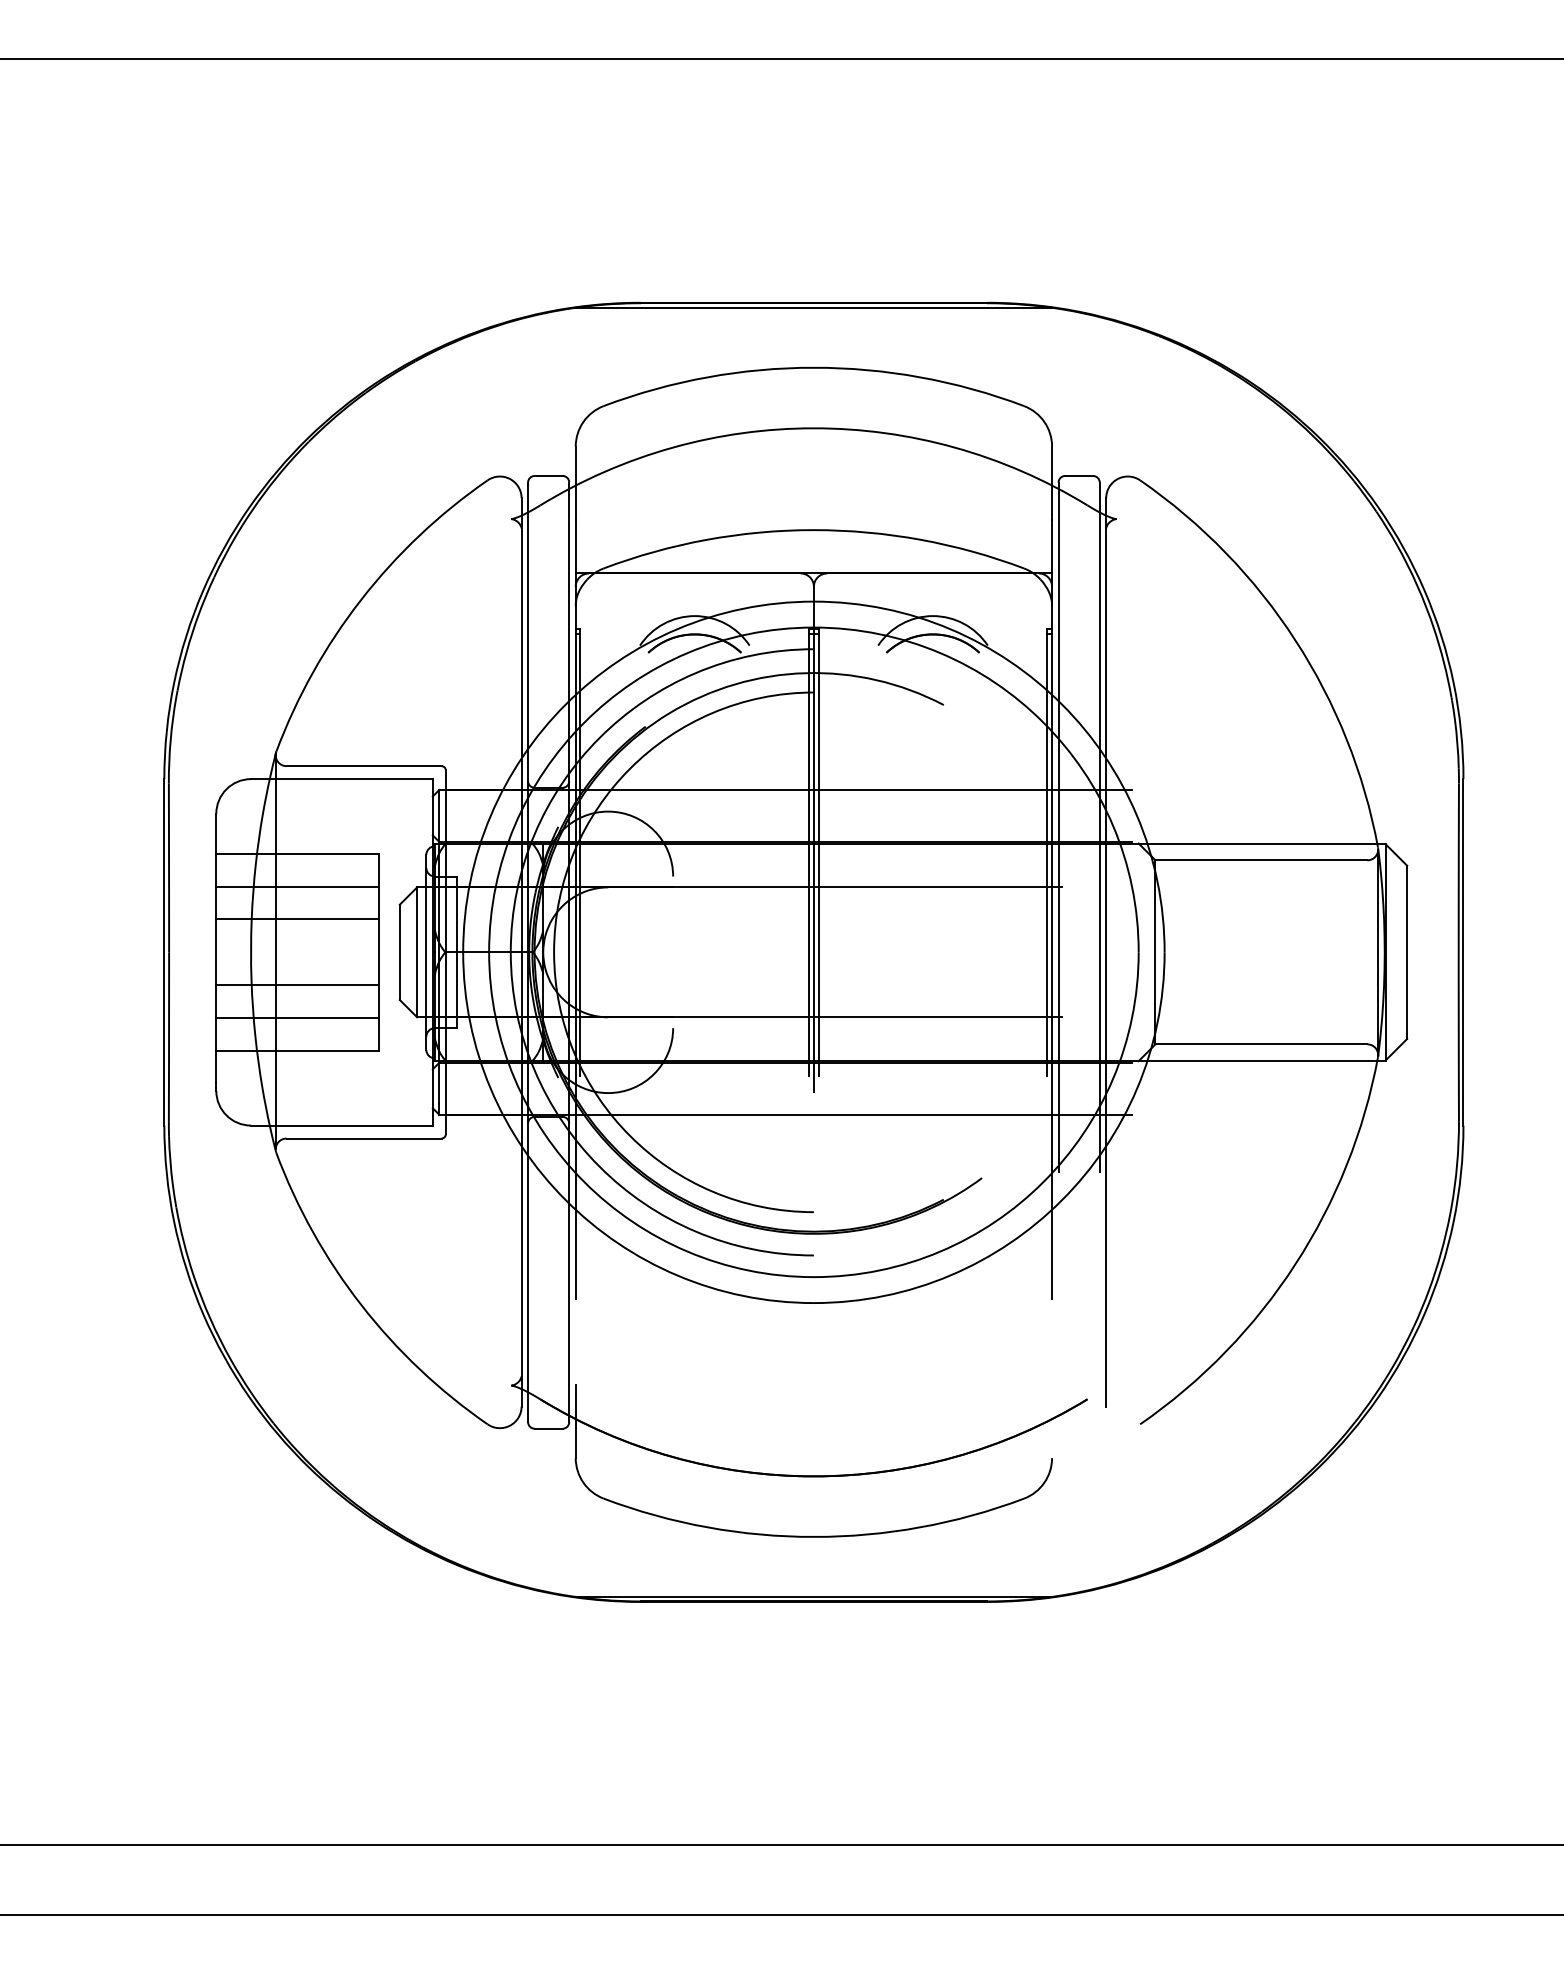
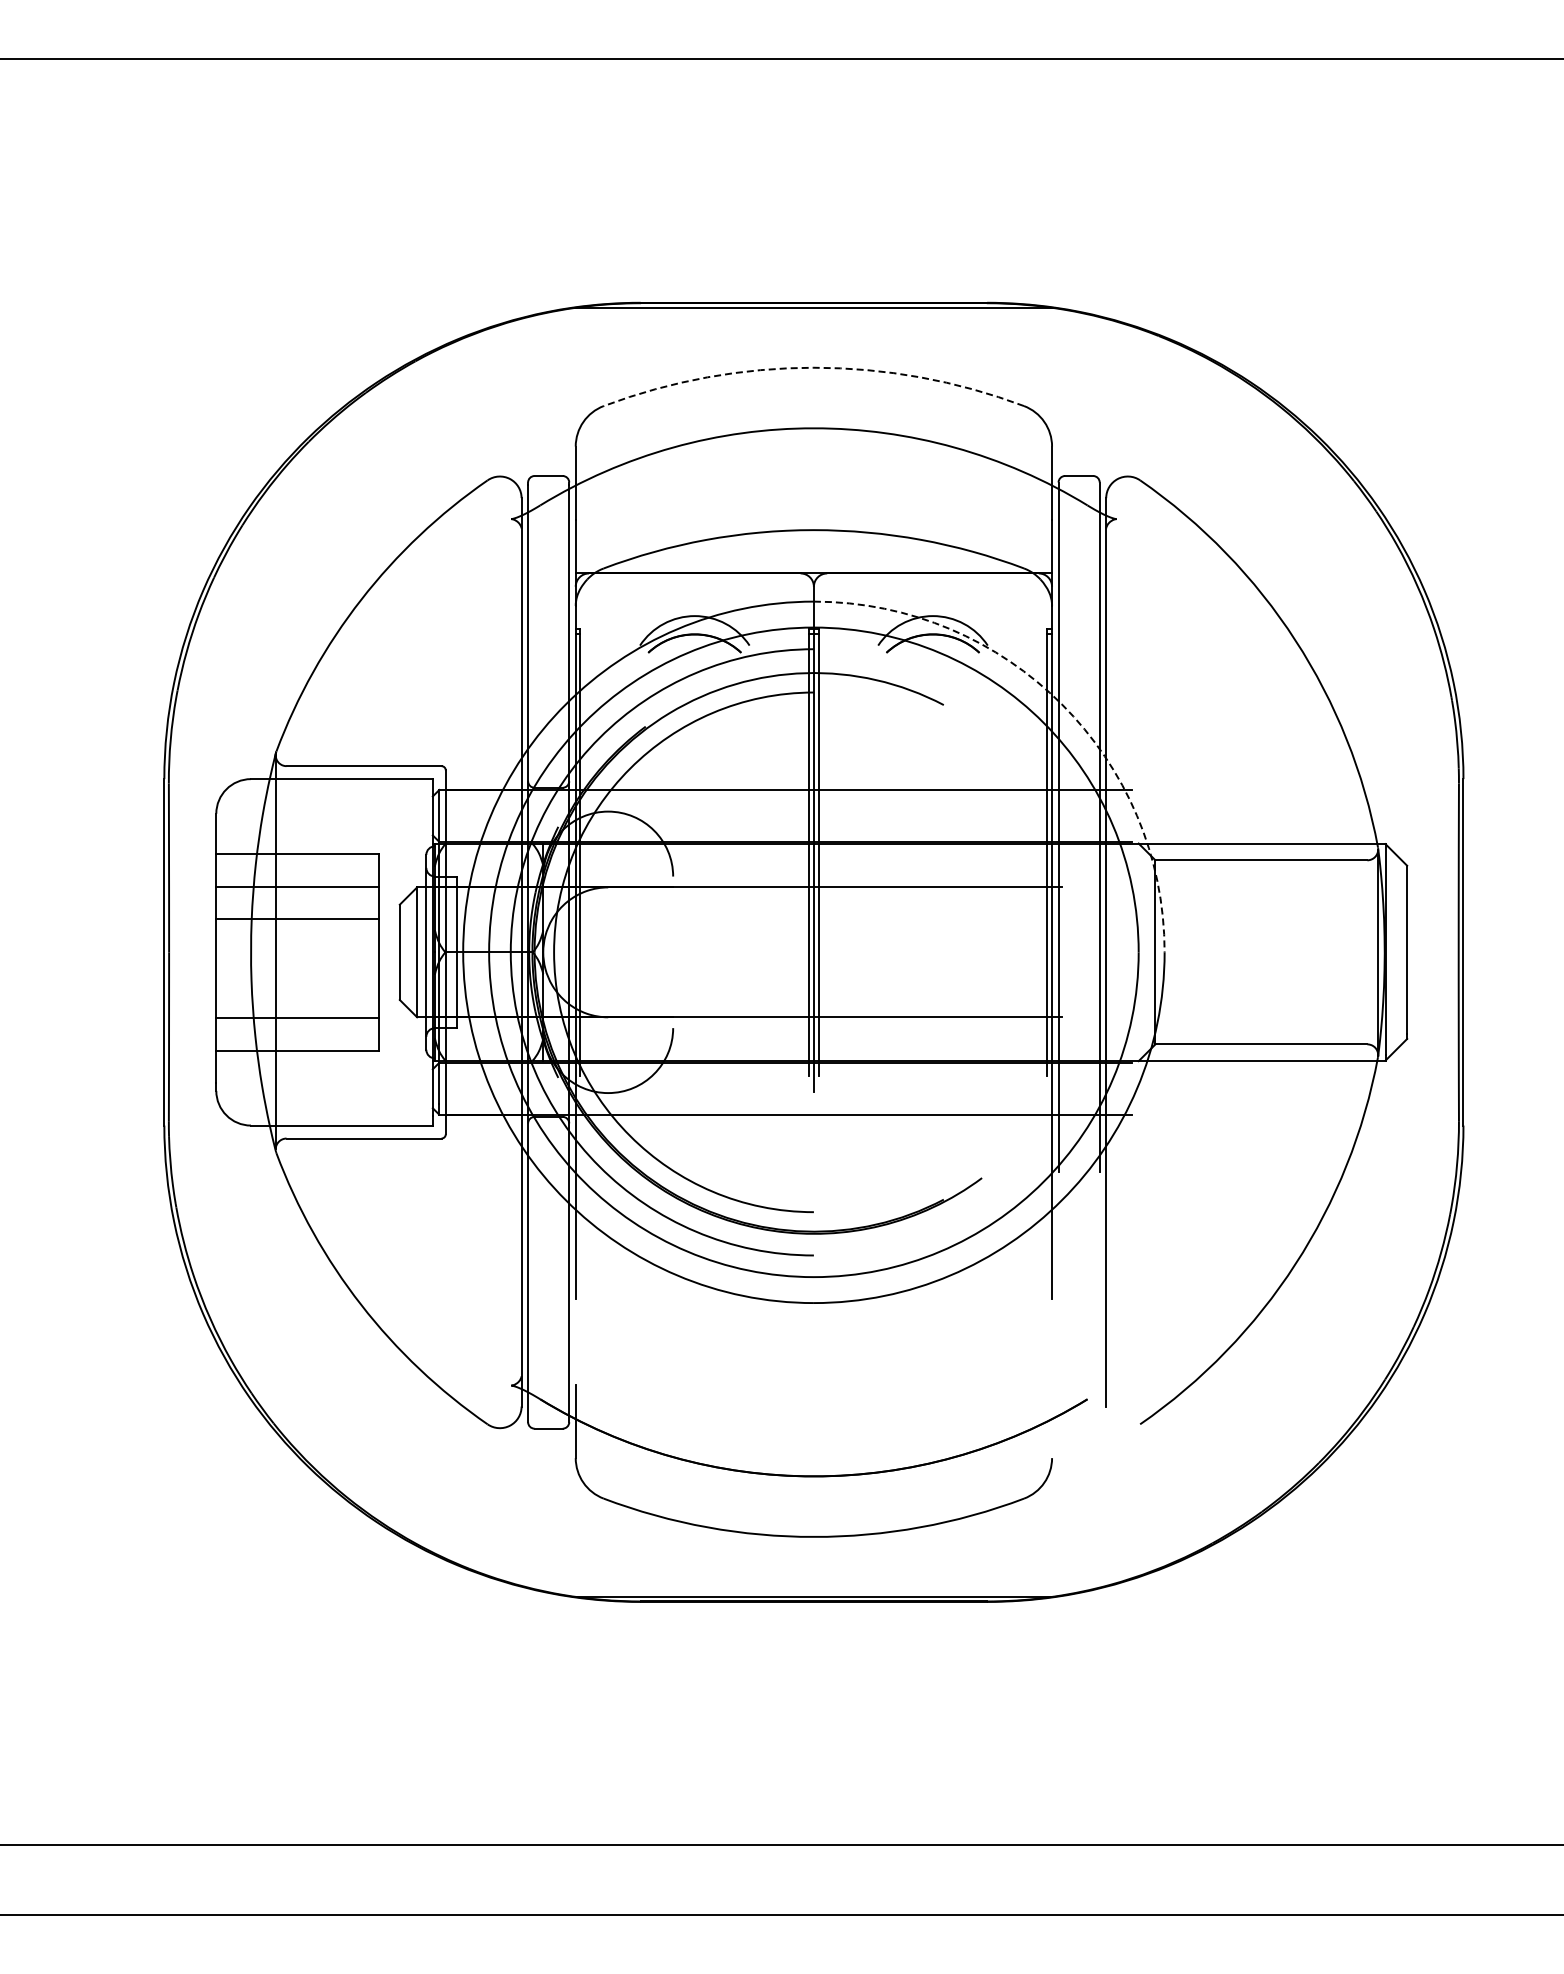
arc: solid -> dashed (813, 367)
arc: solid -> dashed (1061, 704)
line: present -> none (297, 985)
